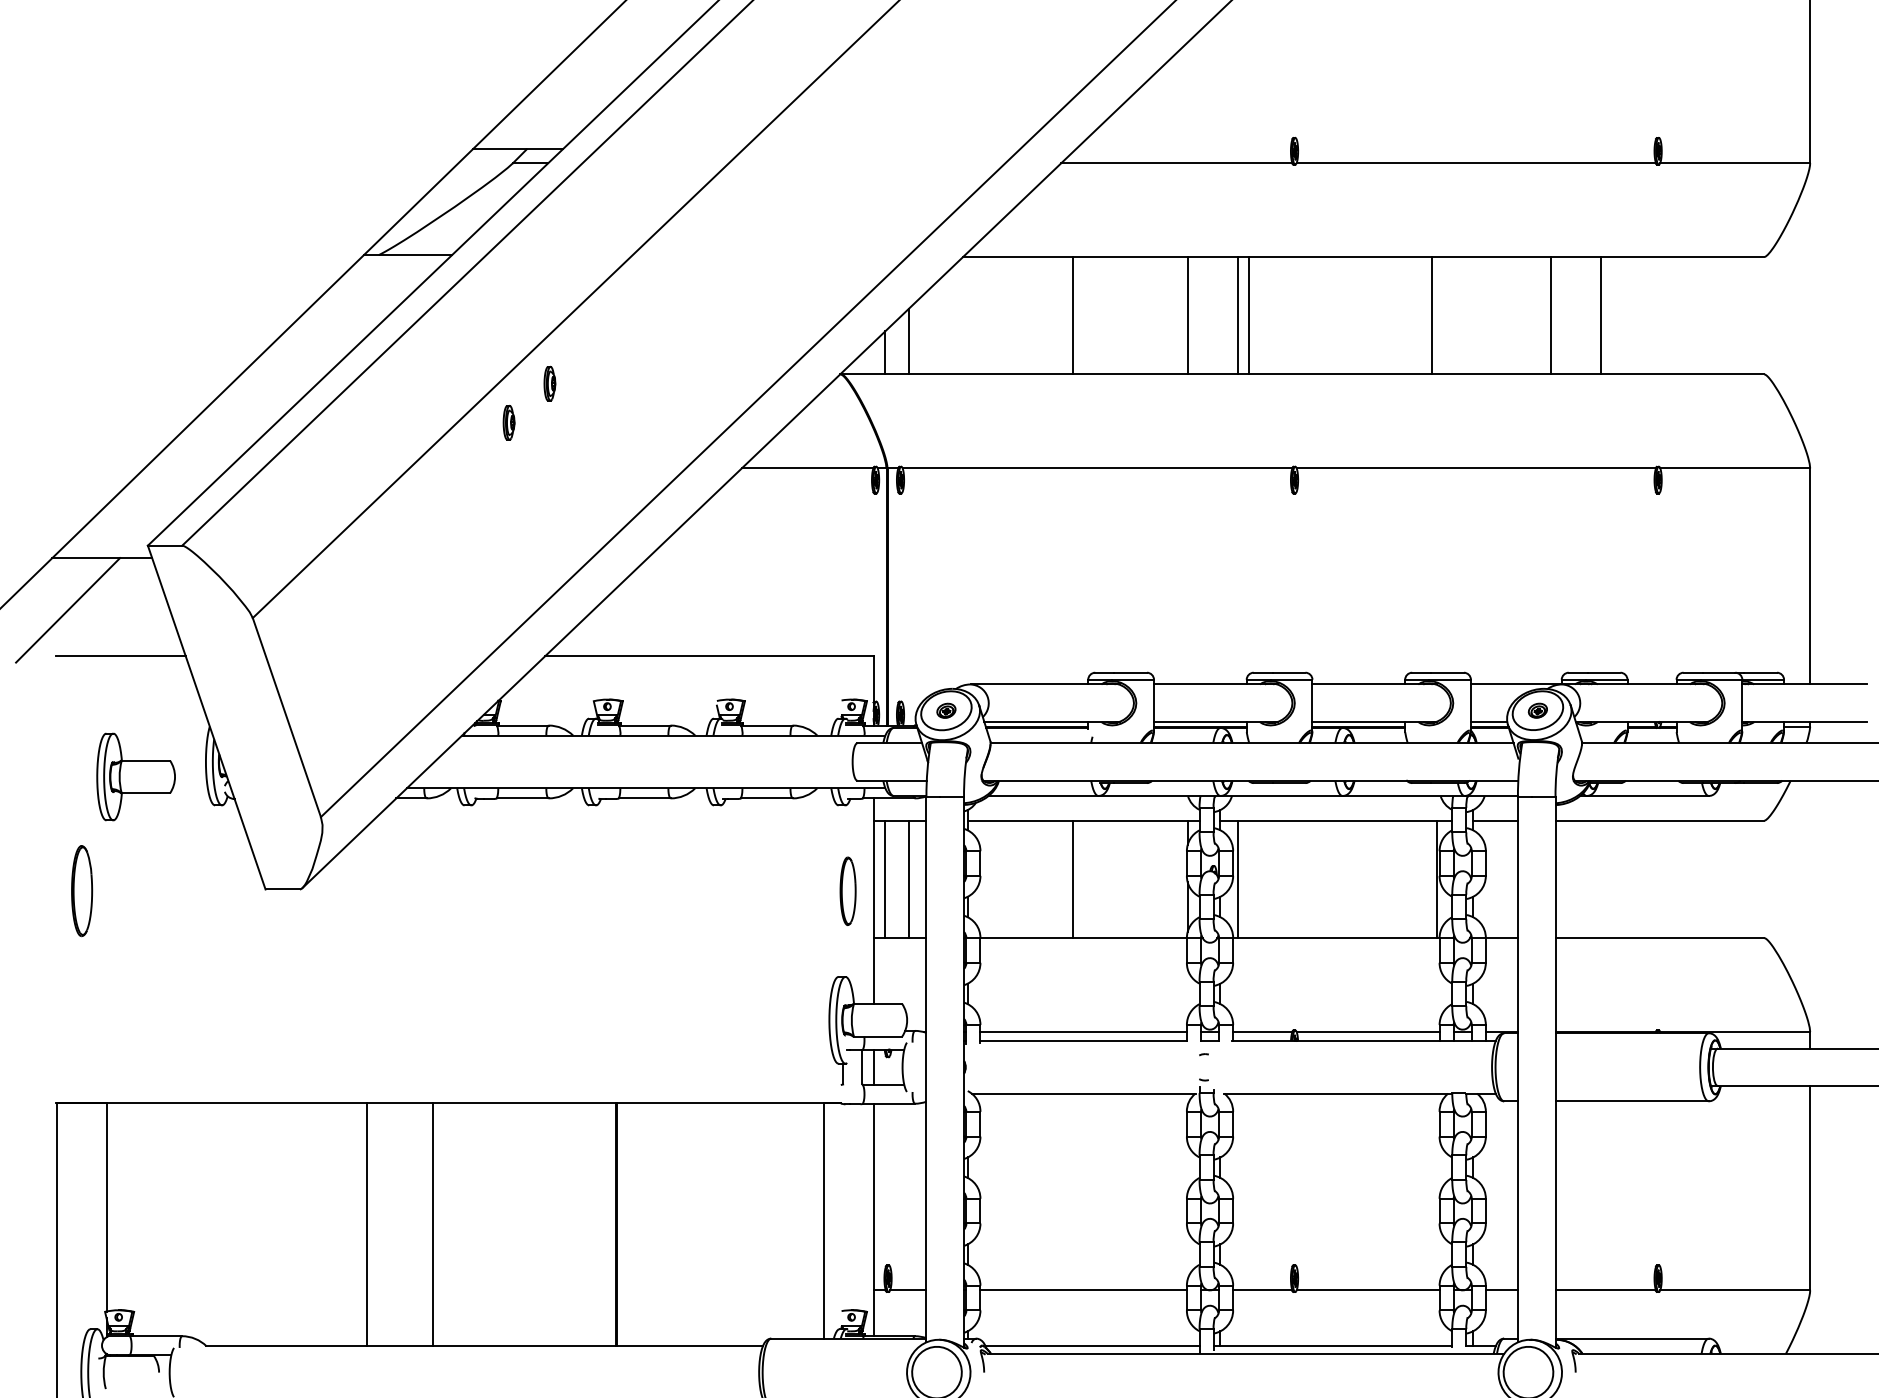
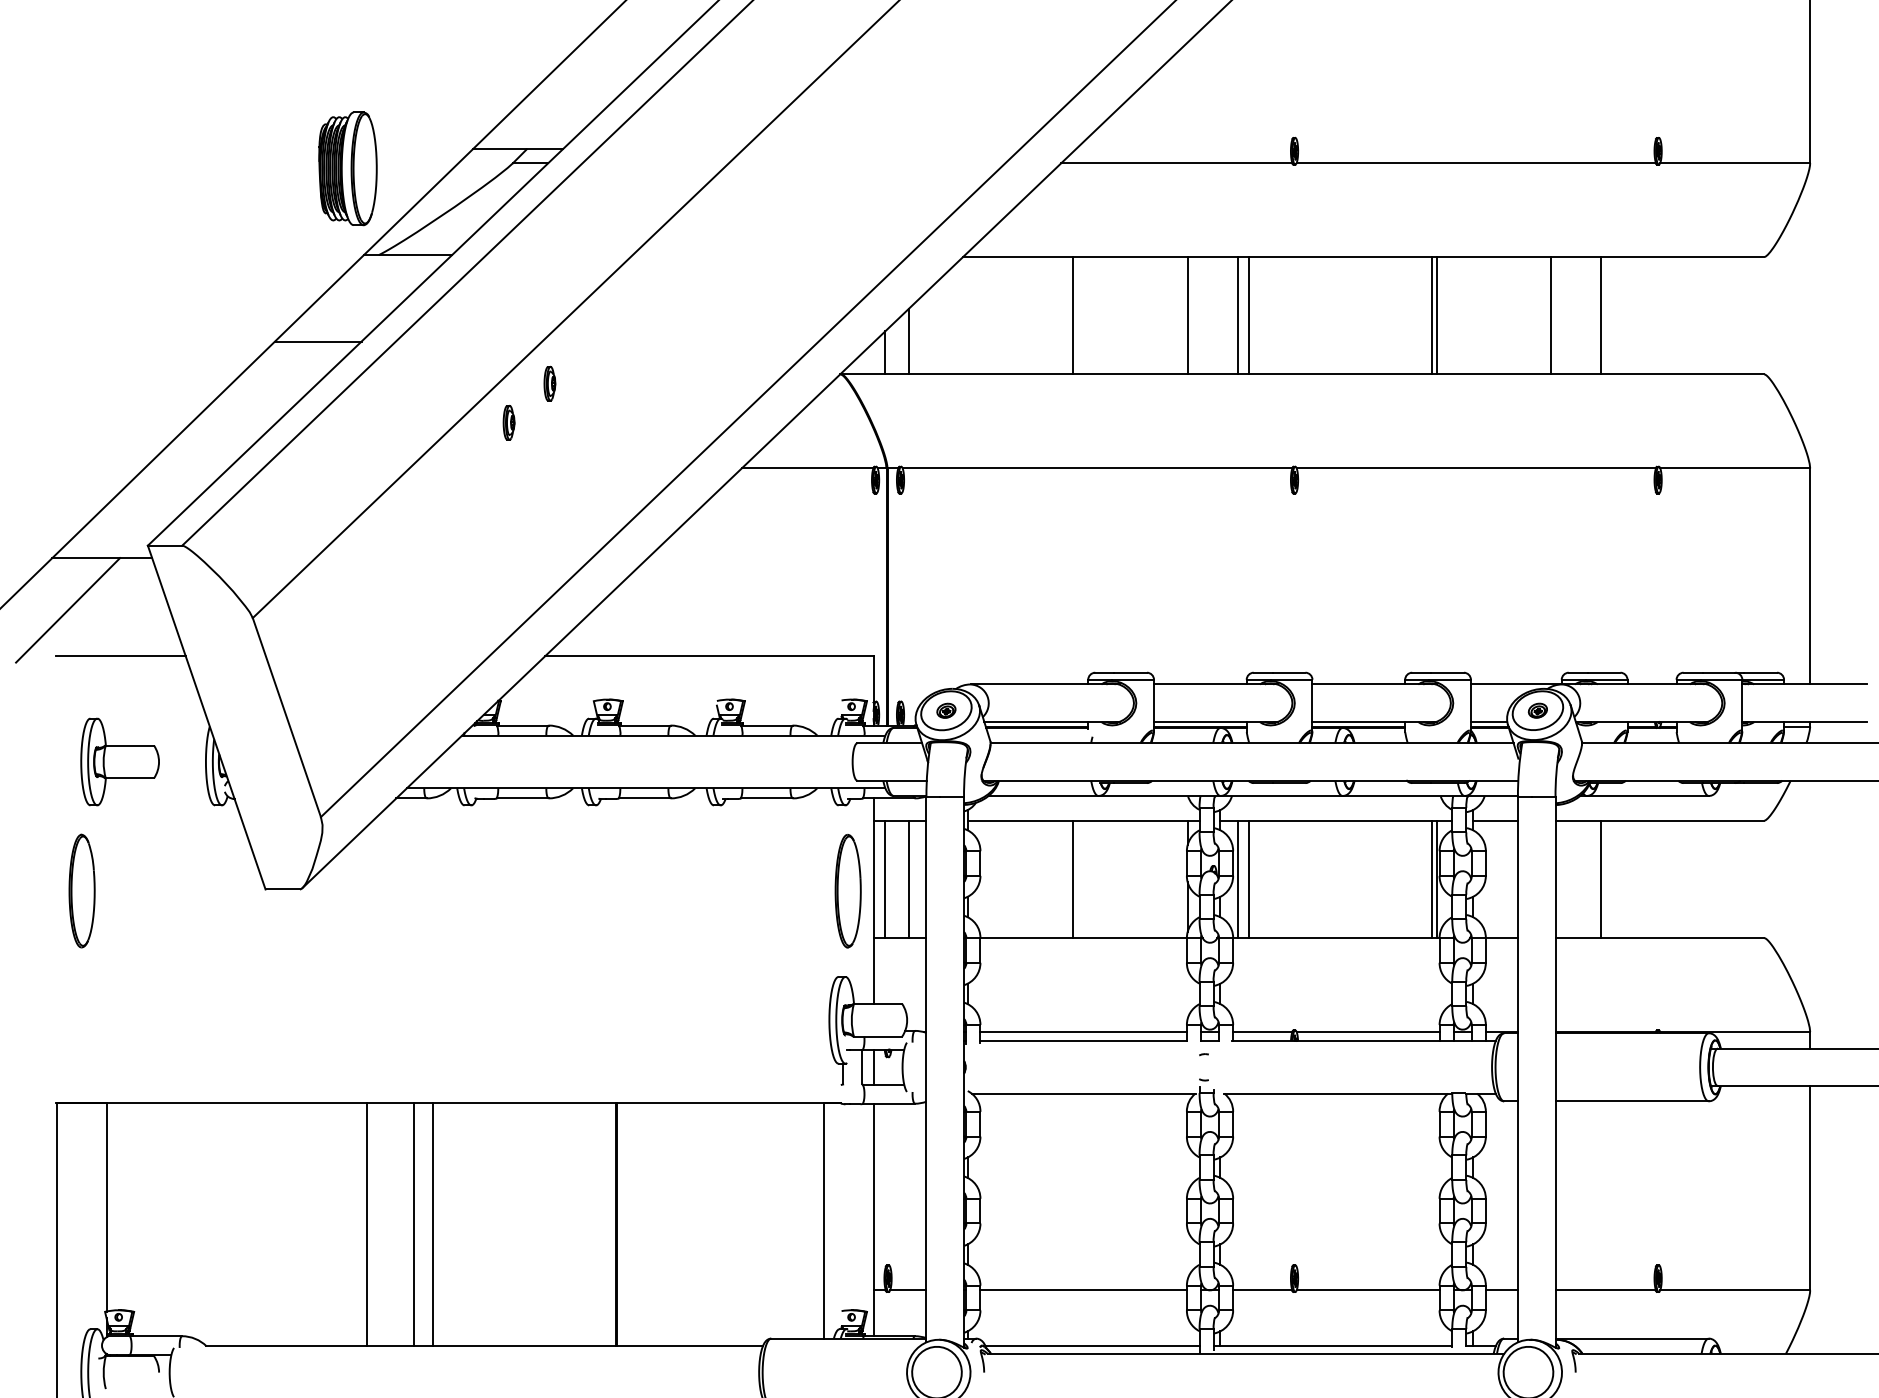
part: none -> present (347, 168)
line: none -> present (1436, 315)
line: none -> present (317, 341)
part position: (135, 776) -> (119, 761) (119, 761)
line: none -> present (1248, 879)
line: none -> present (1432, 879)
line: none -> present (1601, 879)
part size: 18x70 px -> 28x115 px (847, 891)
part size: 23x93 px -> 28x116 px (81, 890)
line: none -> present (414, 1224)
